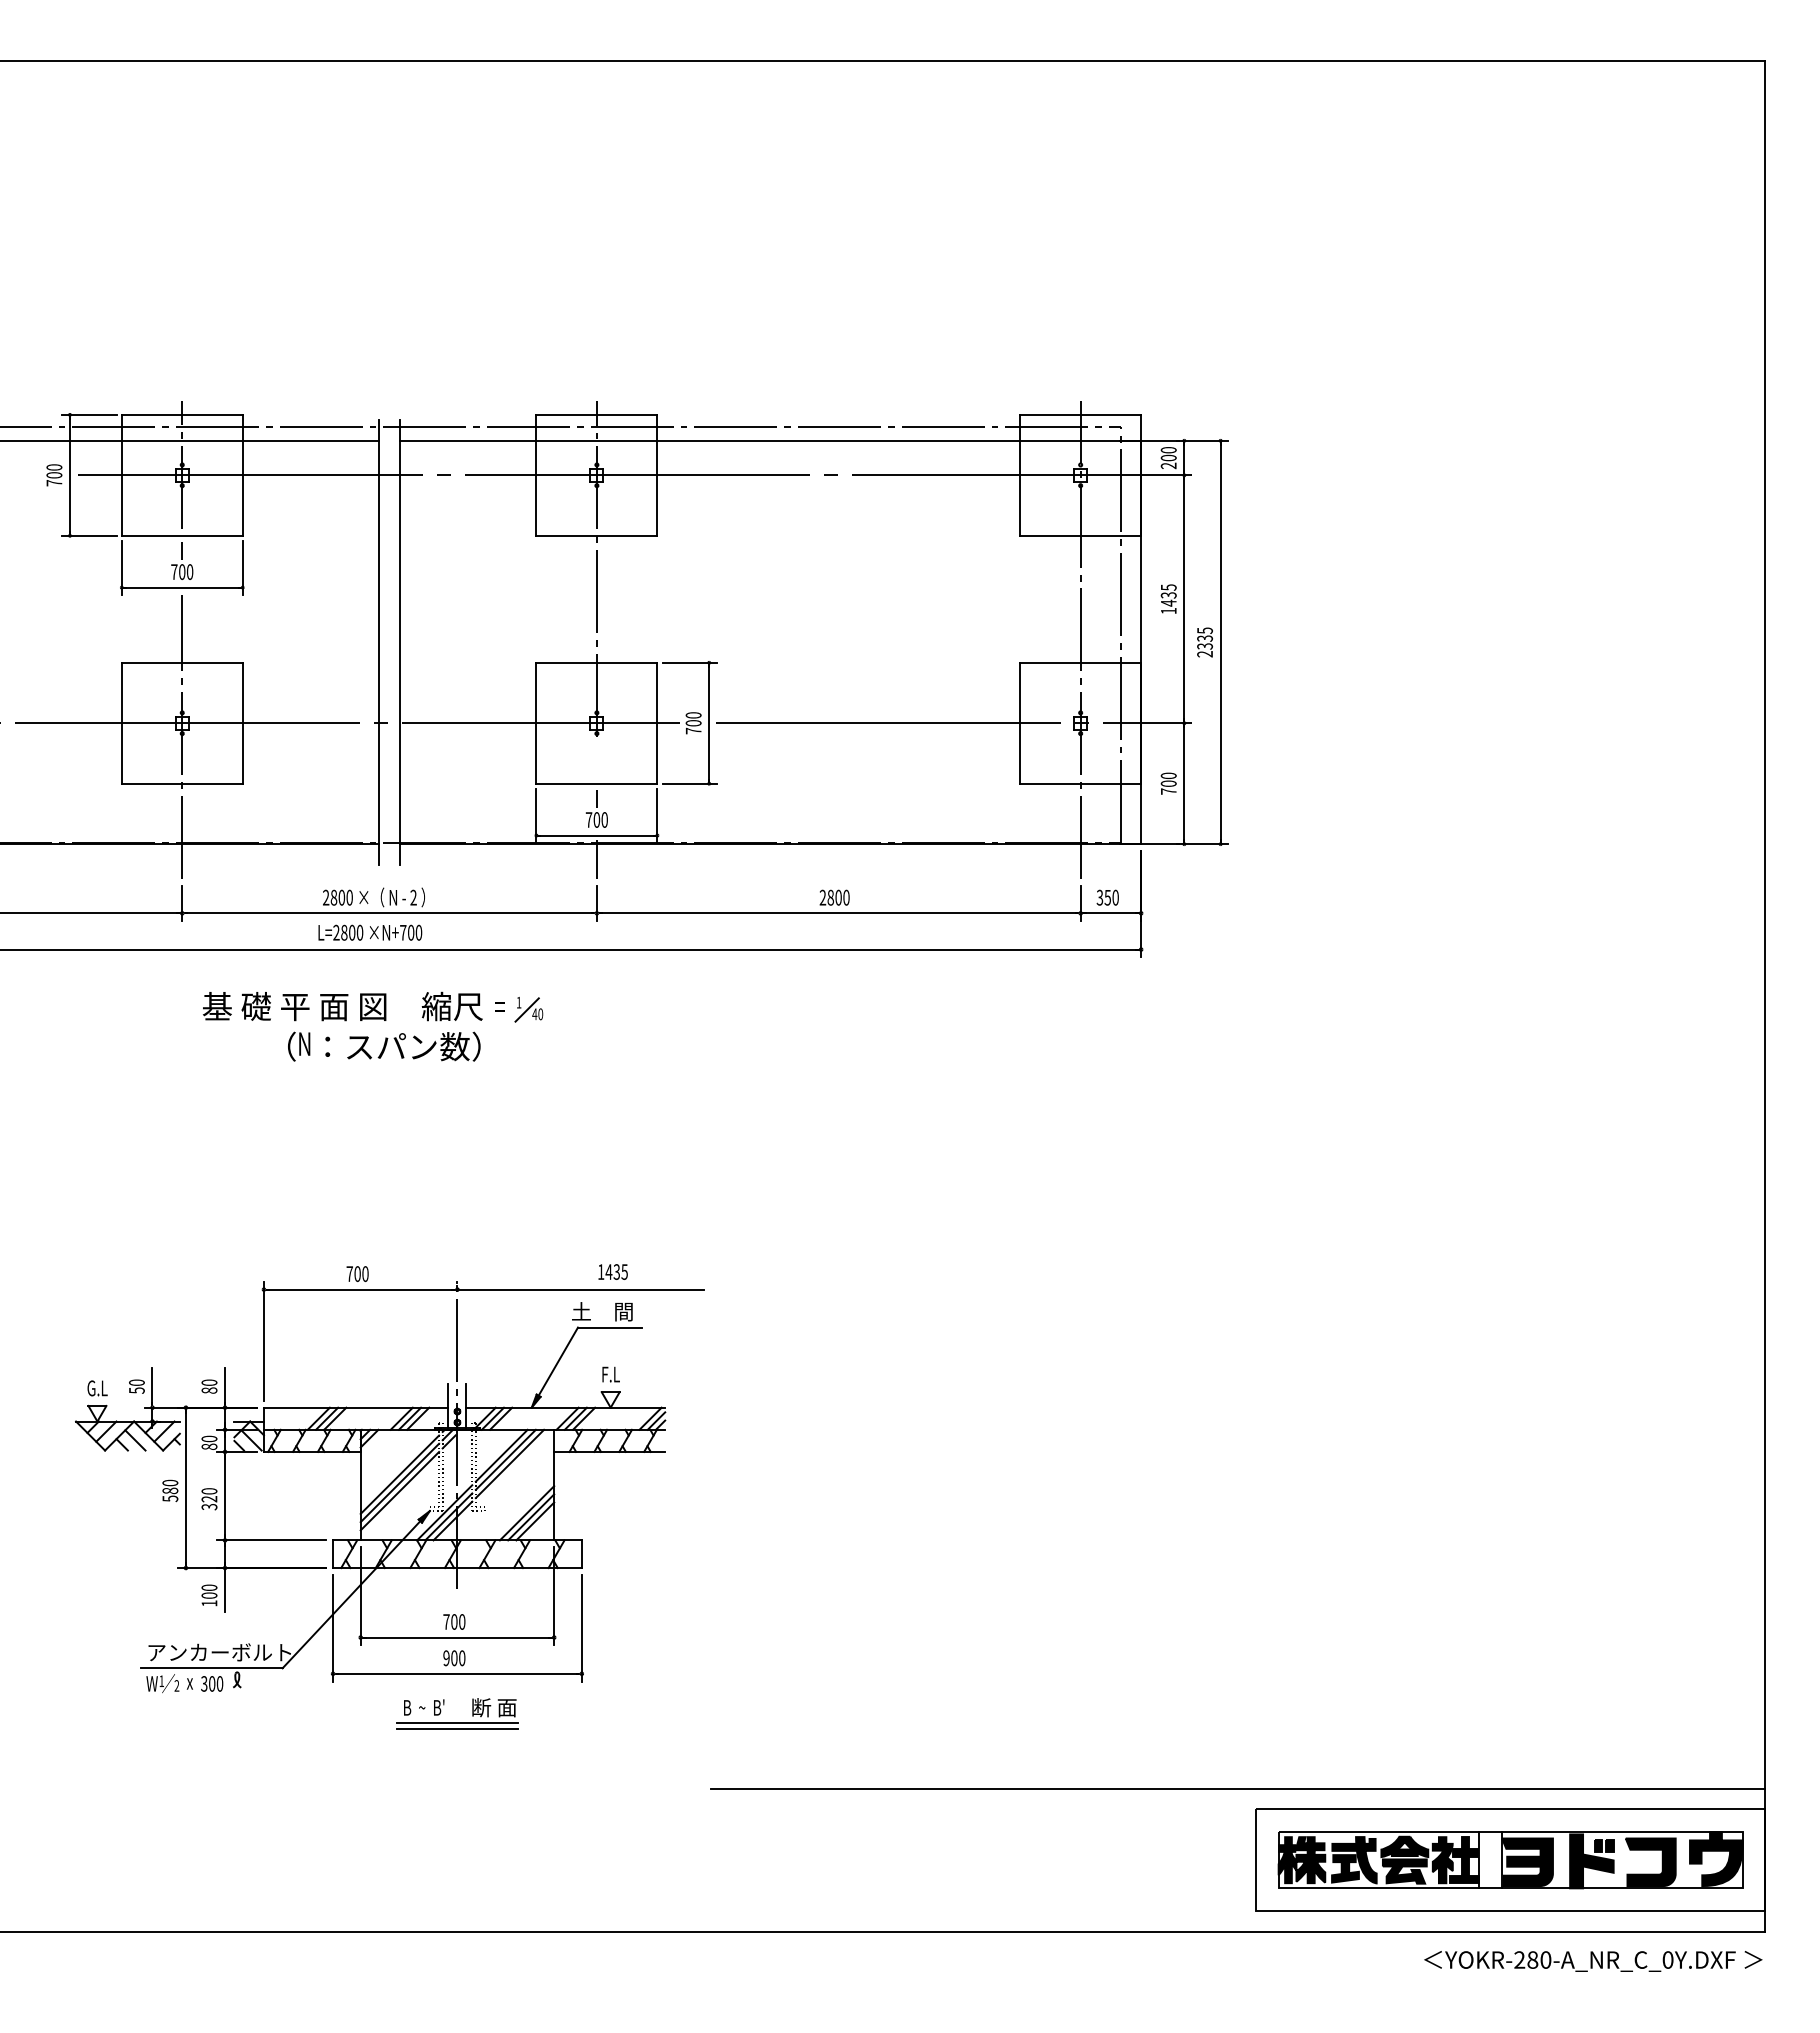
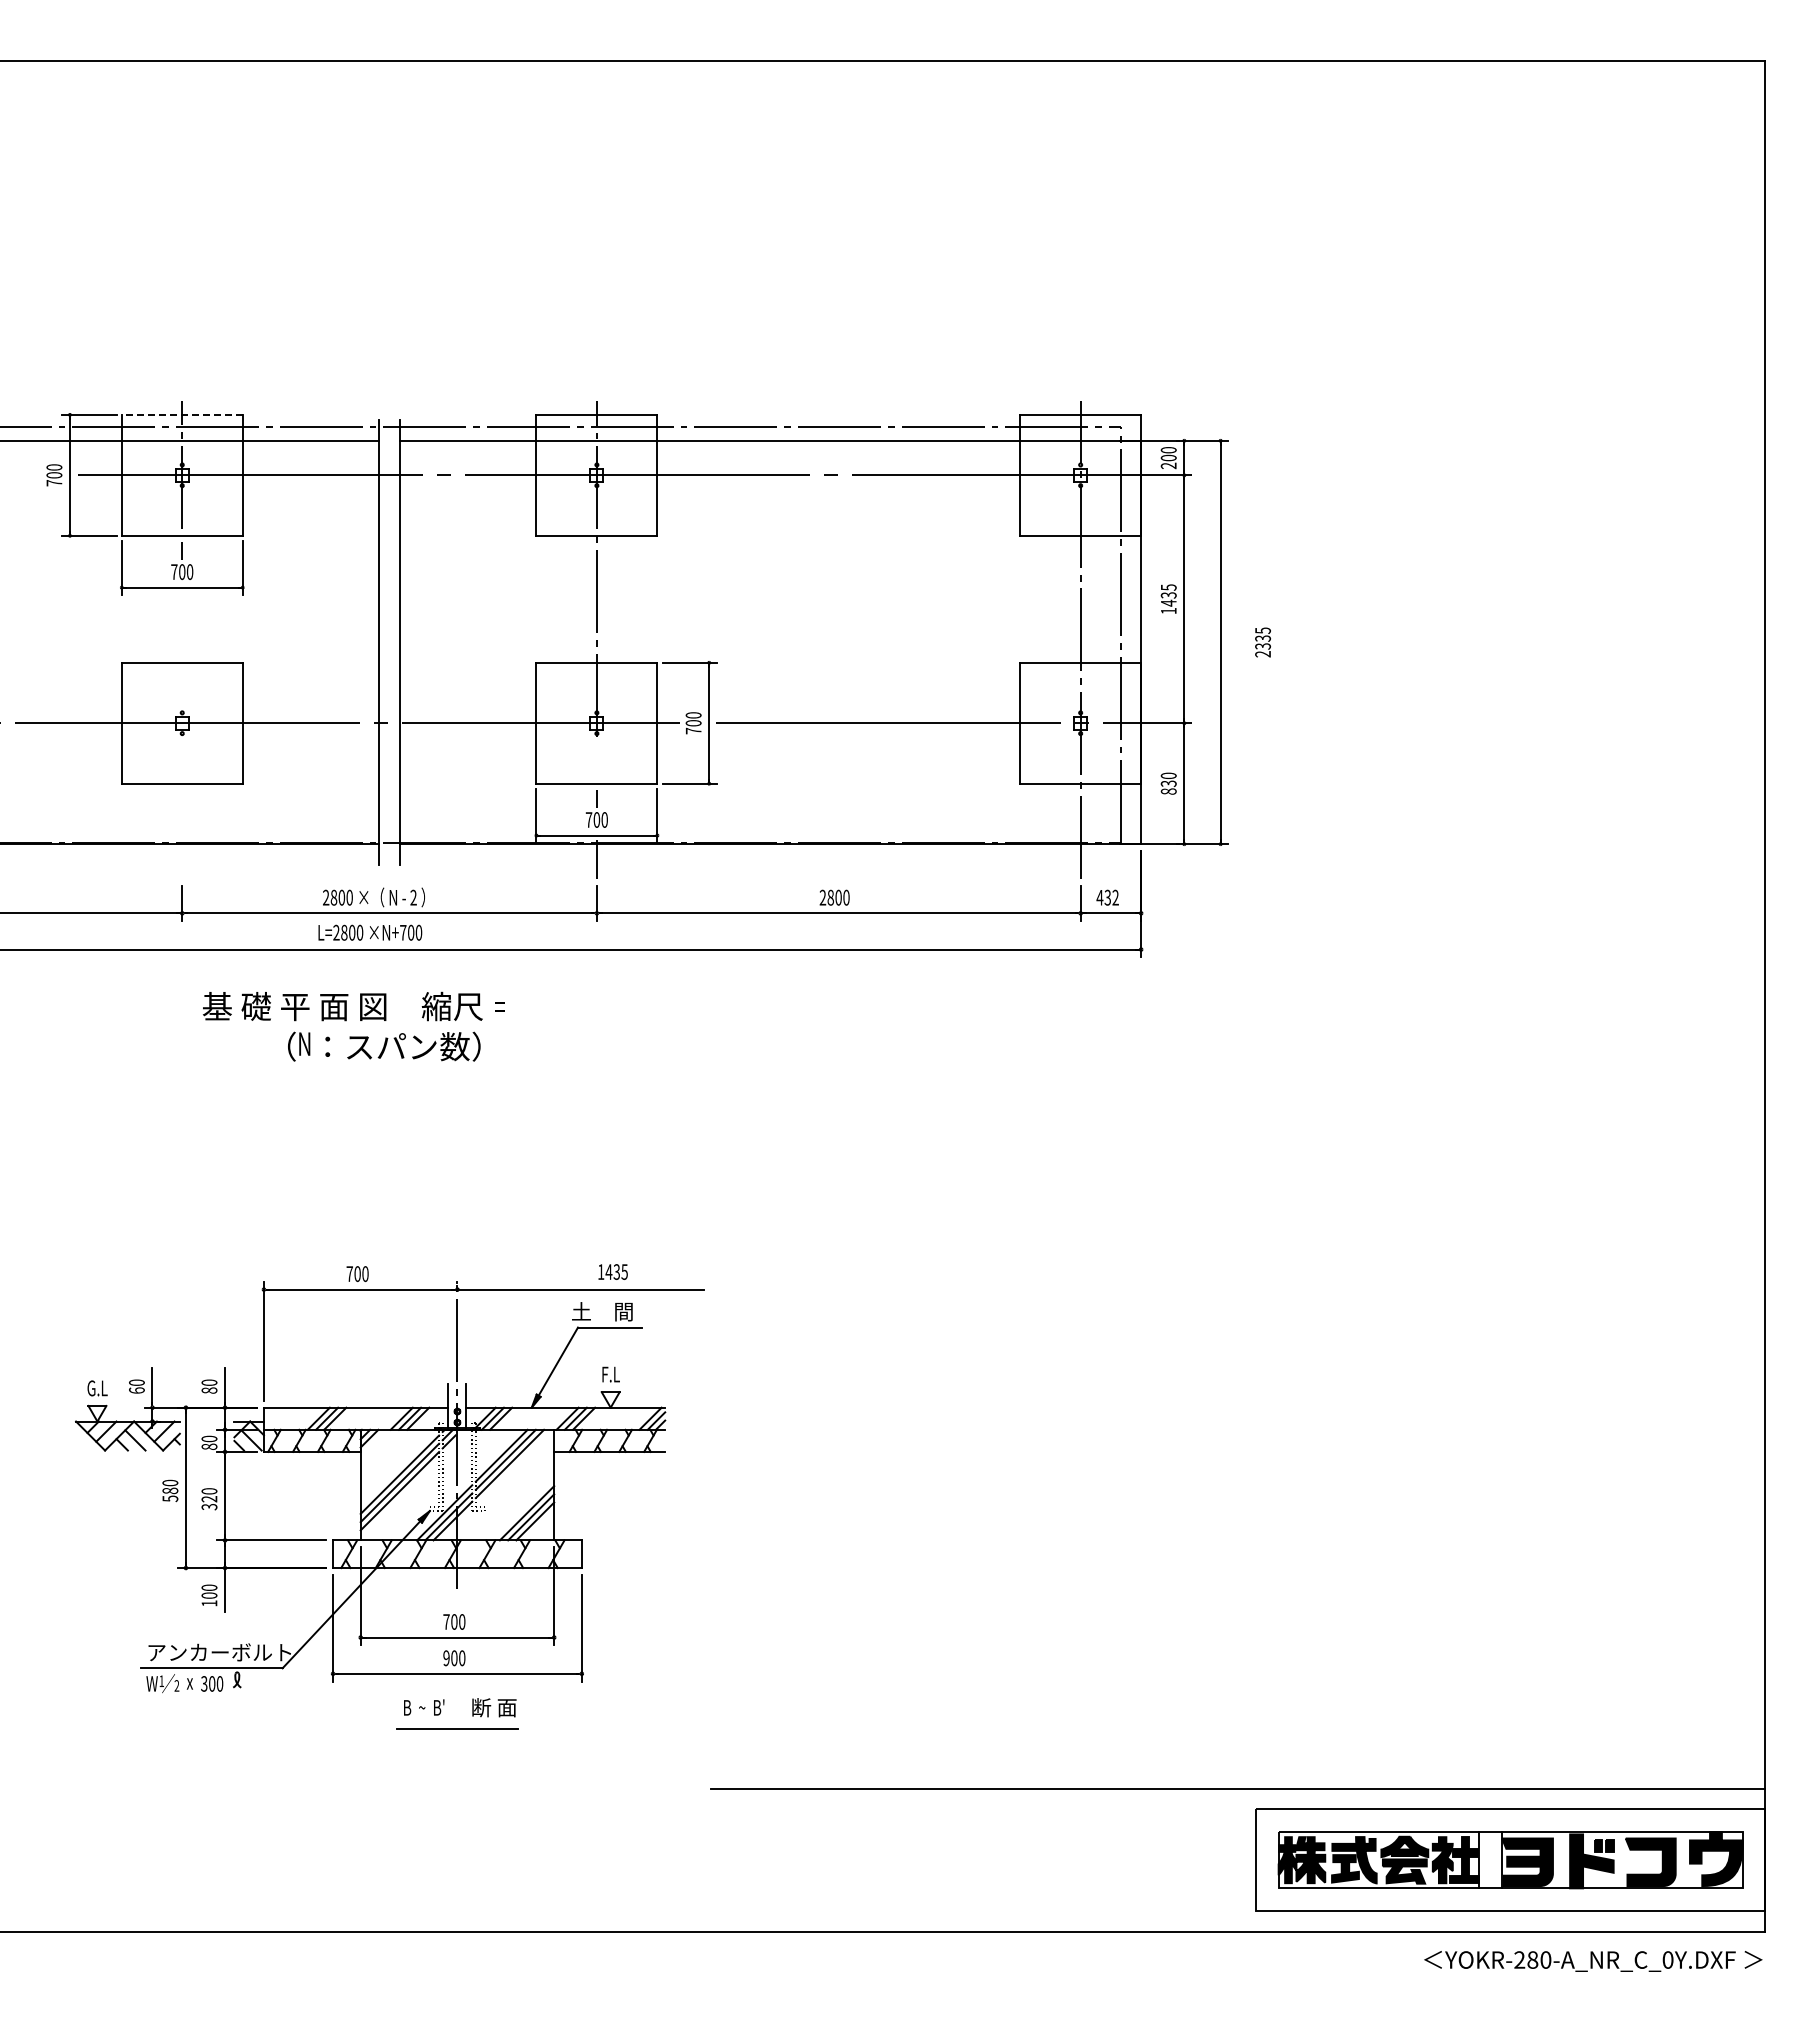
line: solid -> dashed (181, 414)
text position: (1204, 642) -> (1262, 642) (1262, 642)
line: present -> none (182, 736)
text: 700 -> 830 (1168, 787)
text: 350 -> 432 (1107, 897)
part: present -> none (528, 1009)
text: 50 -> 60 (136, 1390)
line: present -> none (457, 1723)
